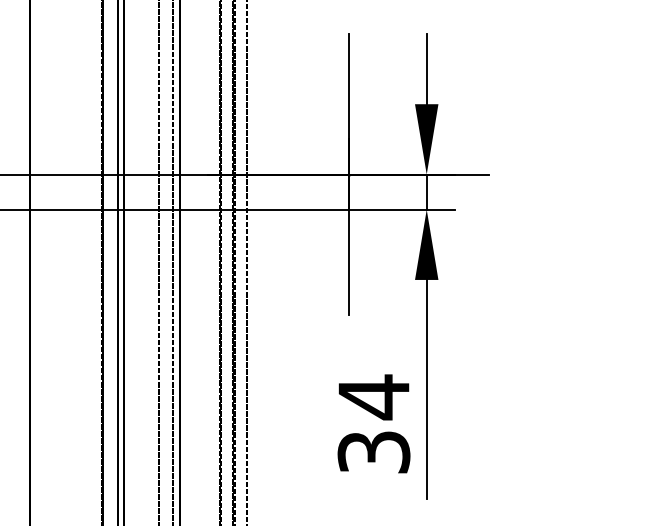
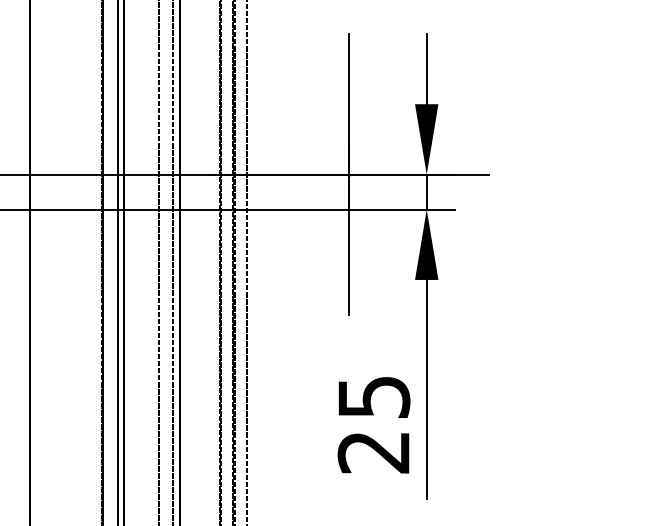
text: 34 -> 25 (373, 423)
